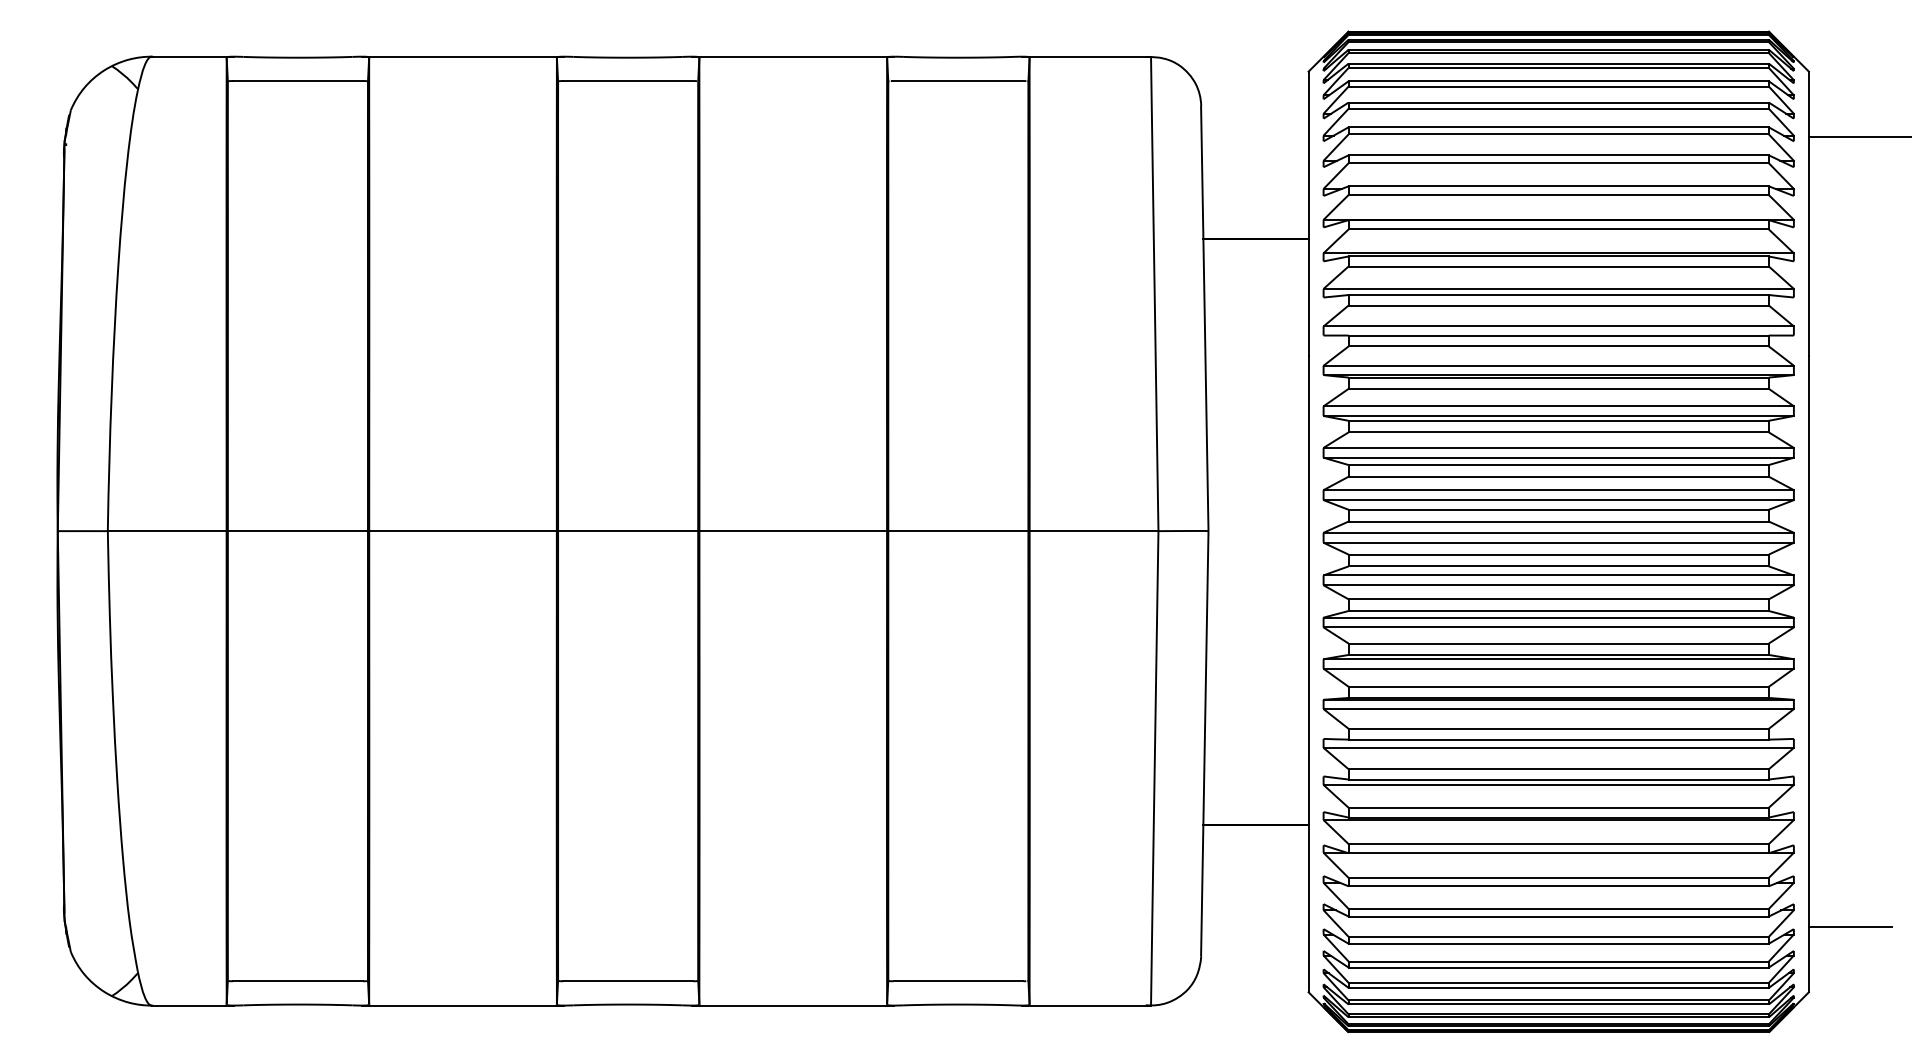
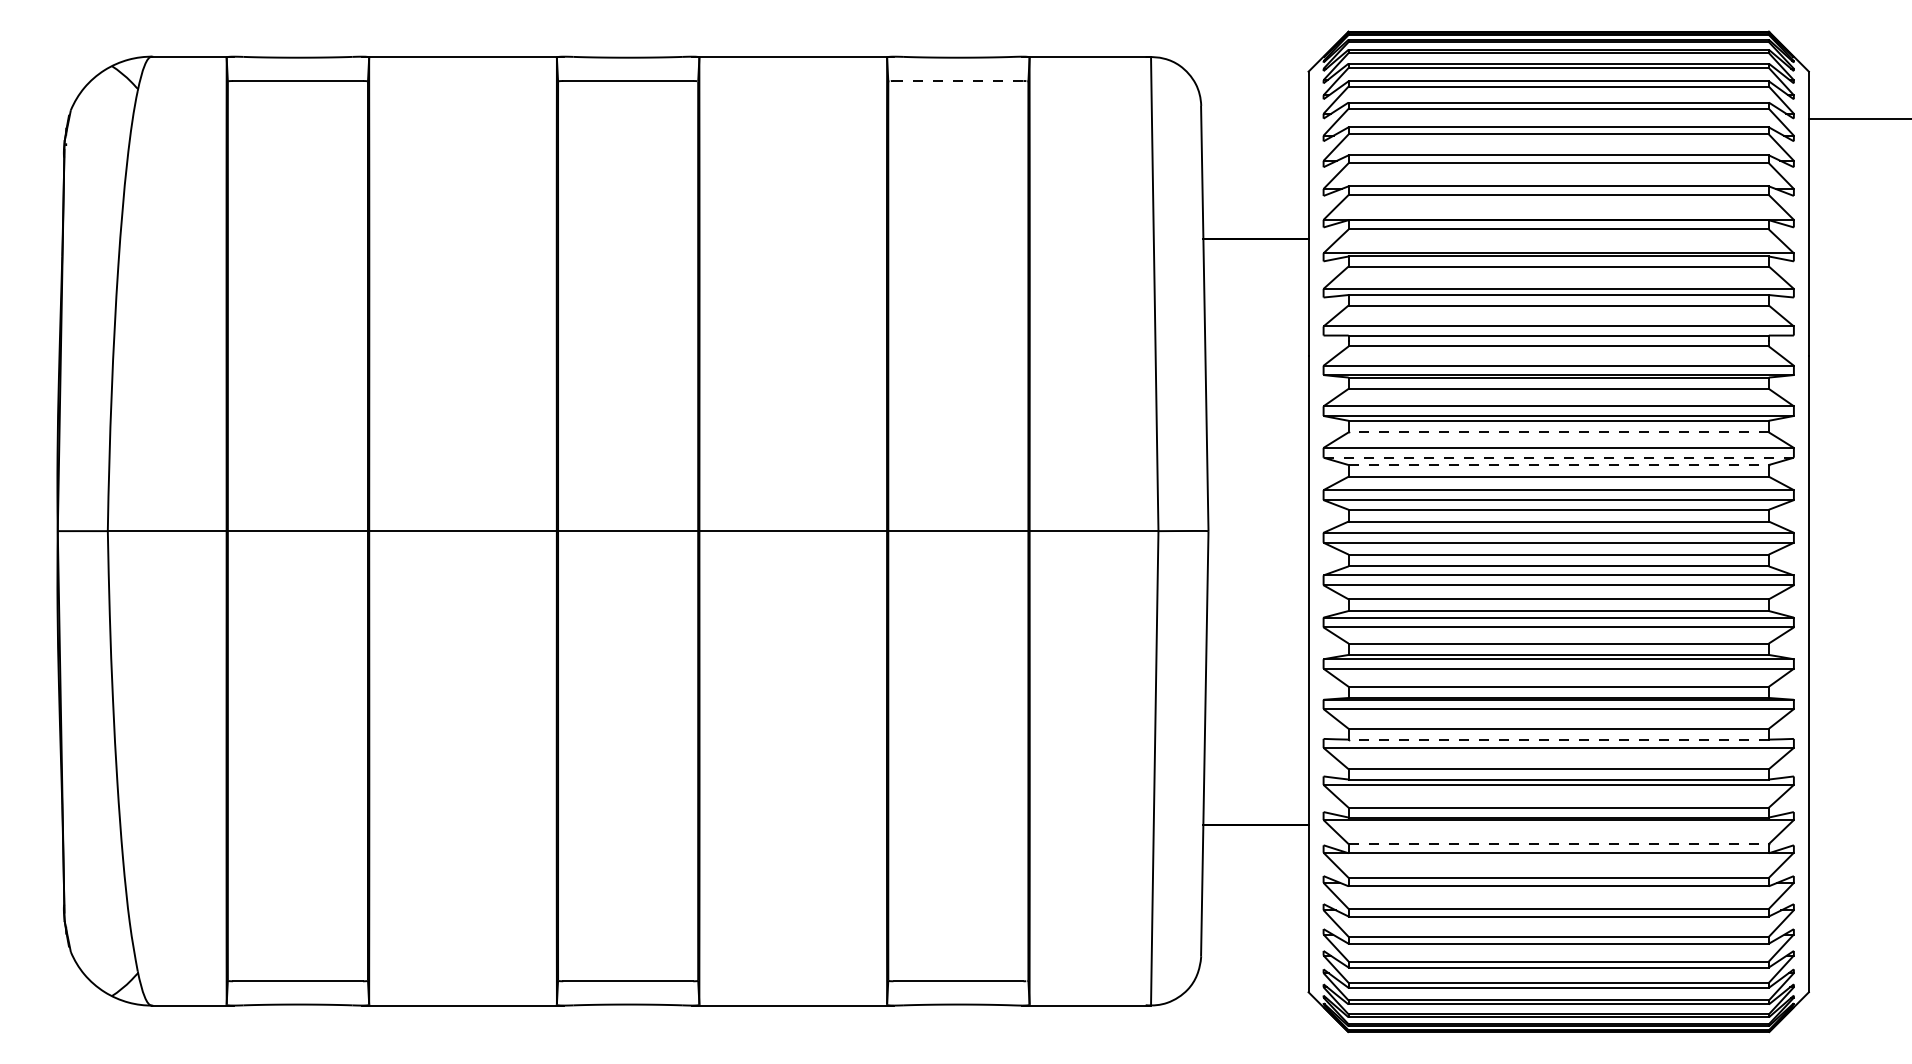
line: solid -> dashed (958, 81)
line position: (1858, 136) -> (1858, 118) (1858, 118)
line: solid -> dashed (1558, 432)
line: solid -> dashed (1559, 457)
line: solid -> dashed (1559, 465)
line: solid -> dashed (1558, 739)
line: solid -> dashed (1559, 844)
line: present -> none (1849, 927)
